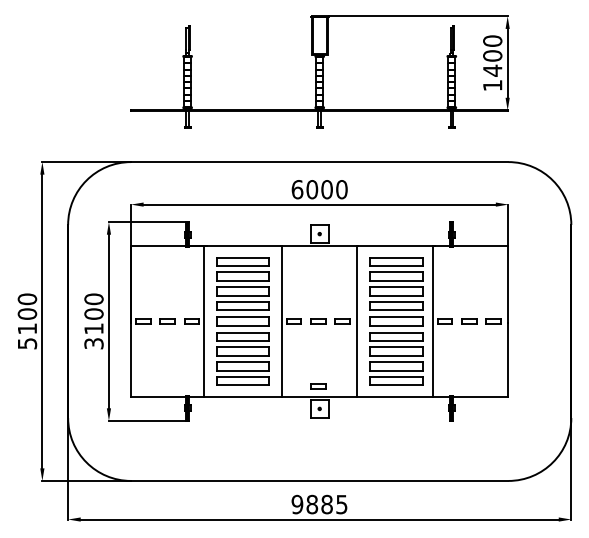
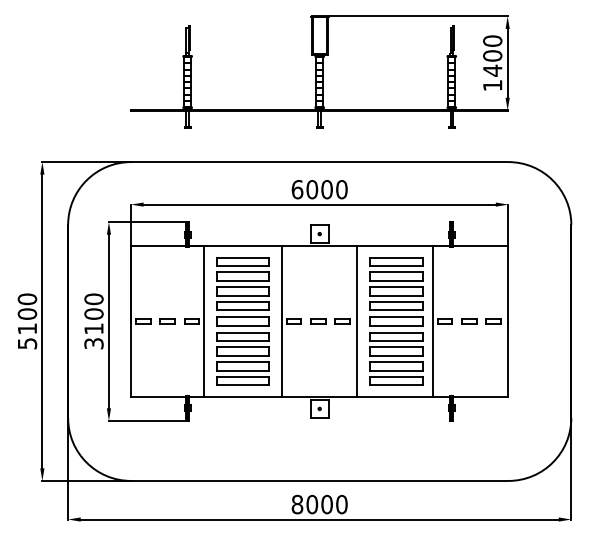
part: present -> none (318, 386)
text: 9885 -> 8000 (319, 504)
